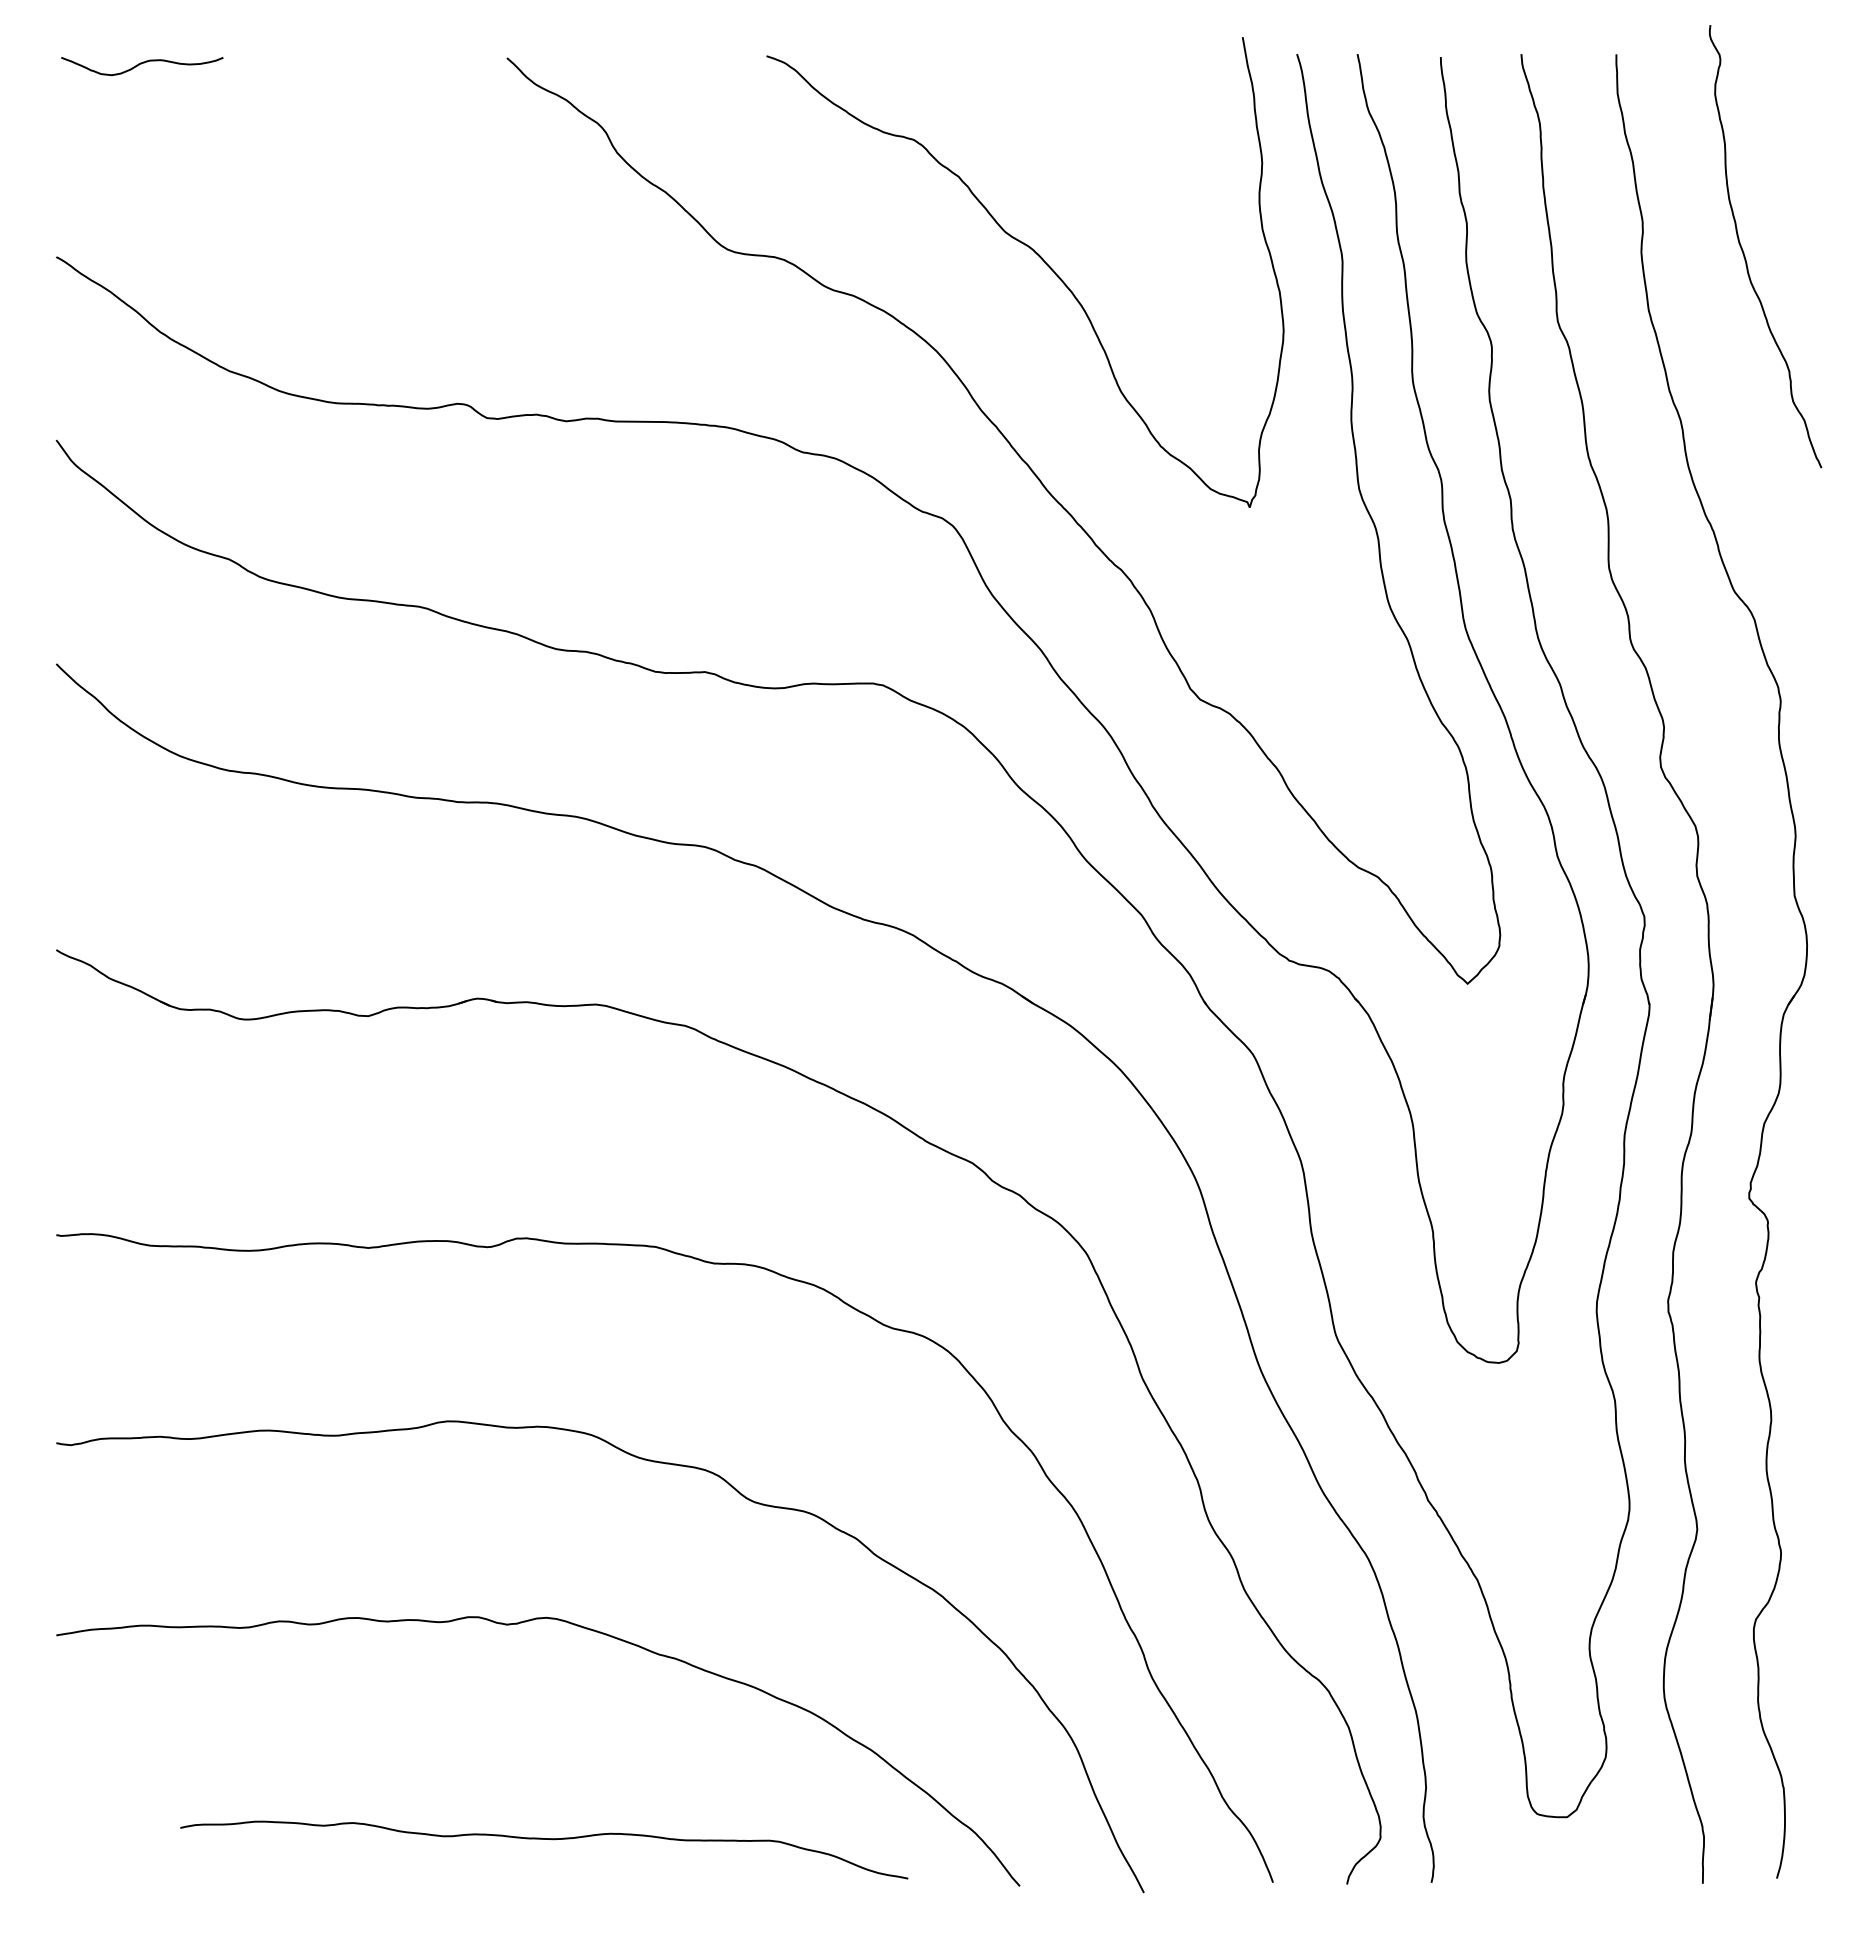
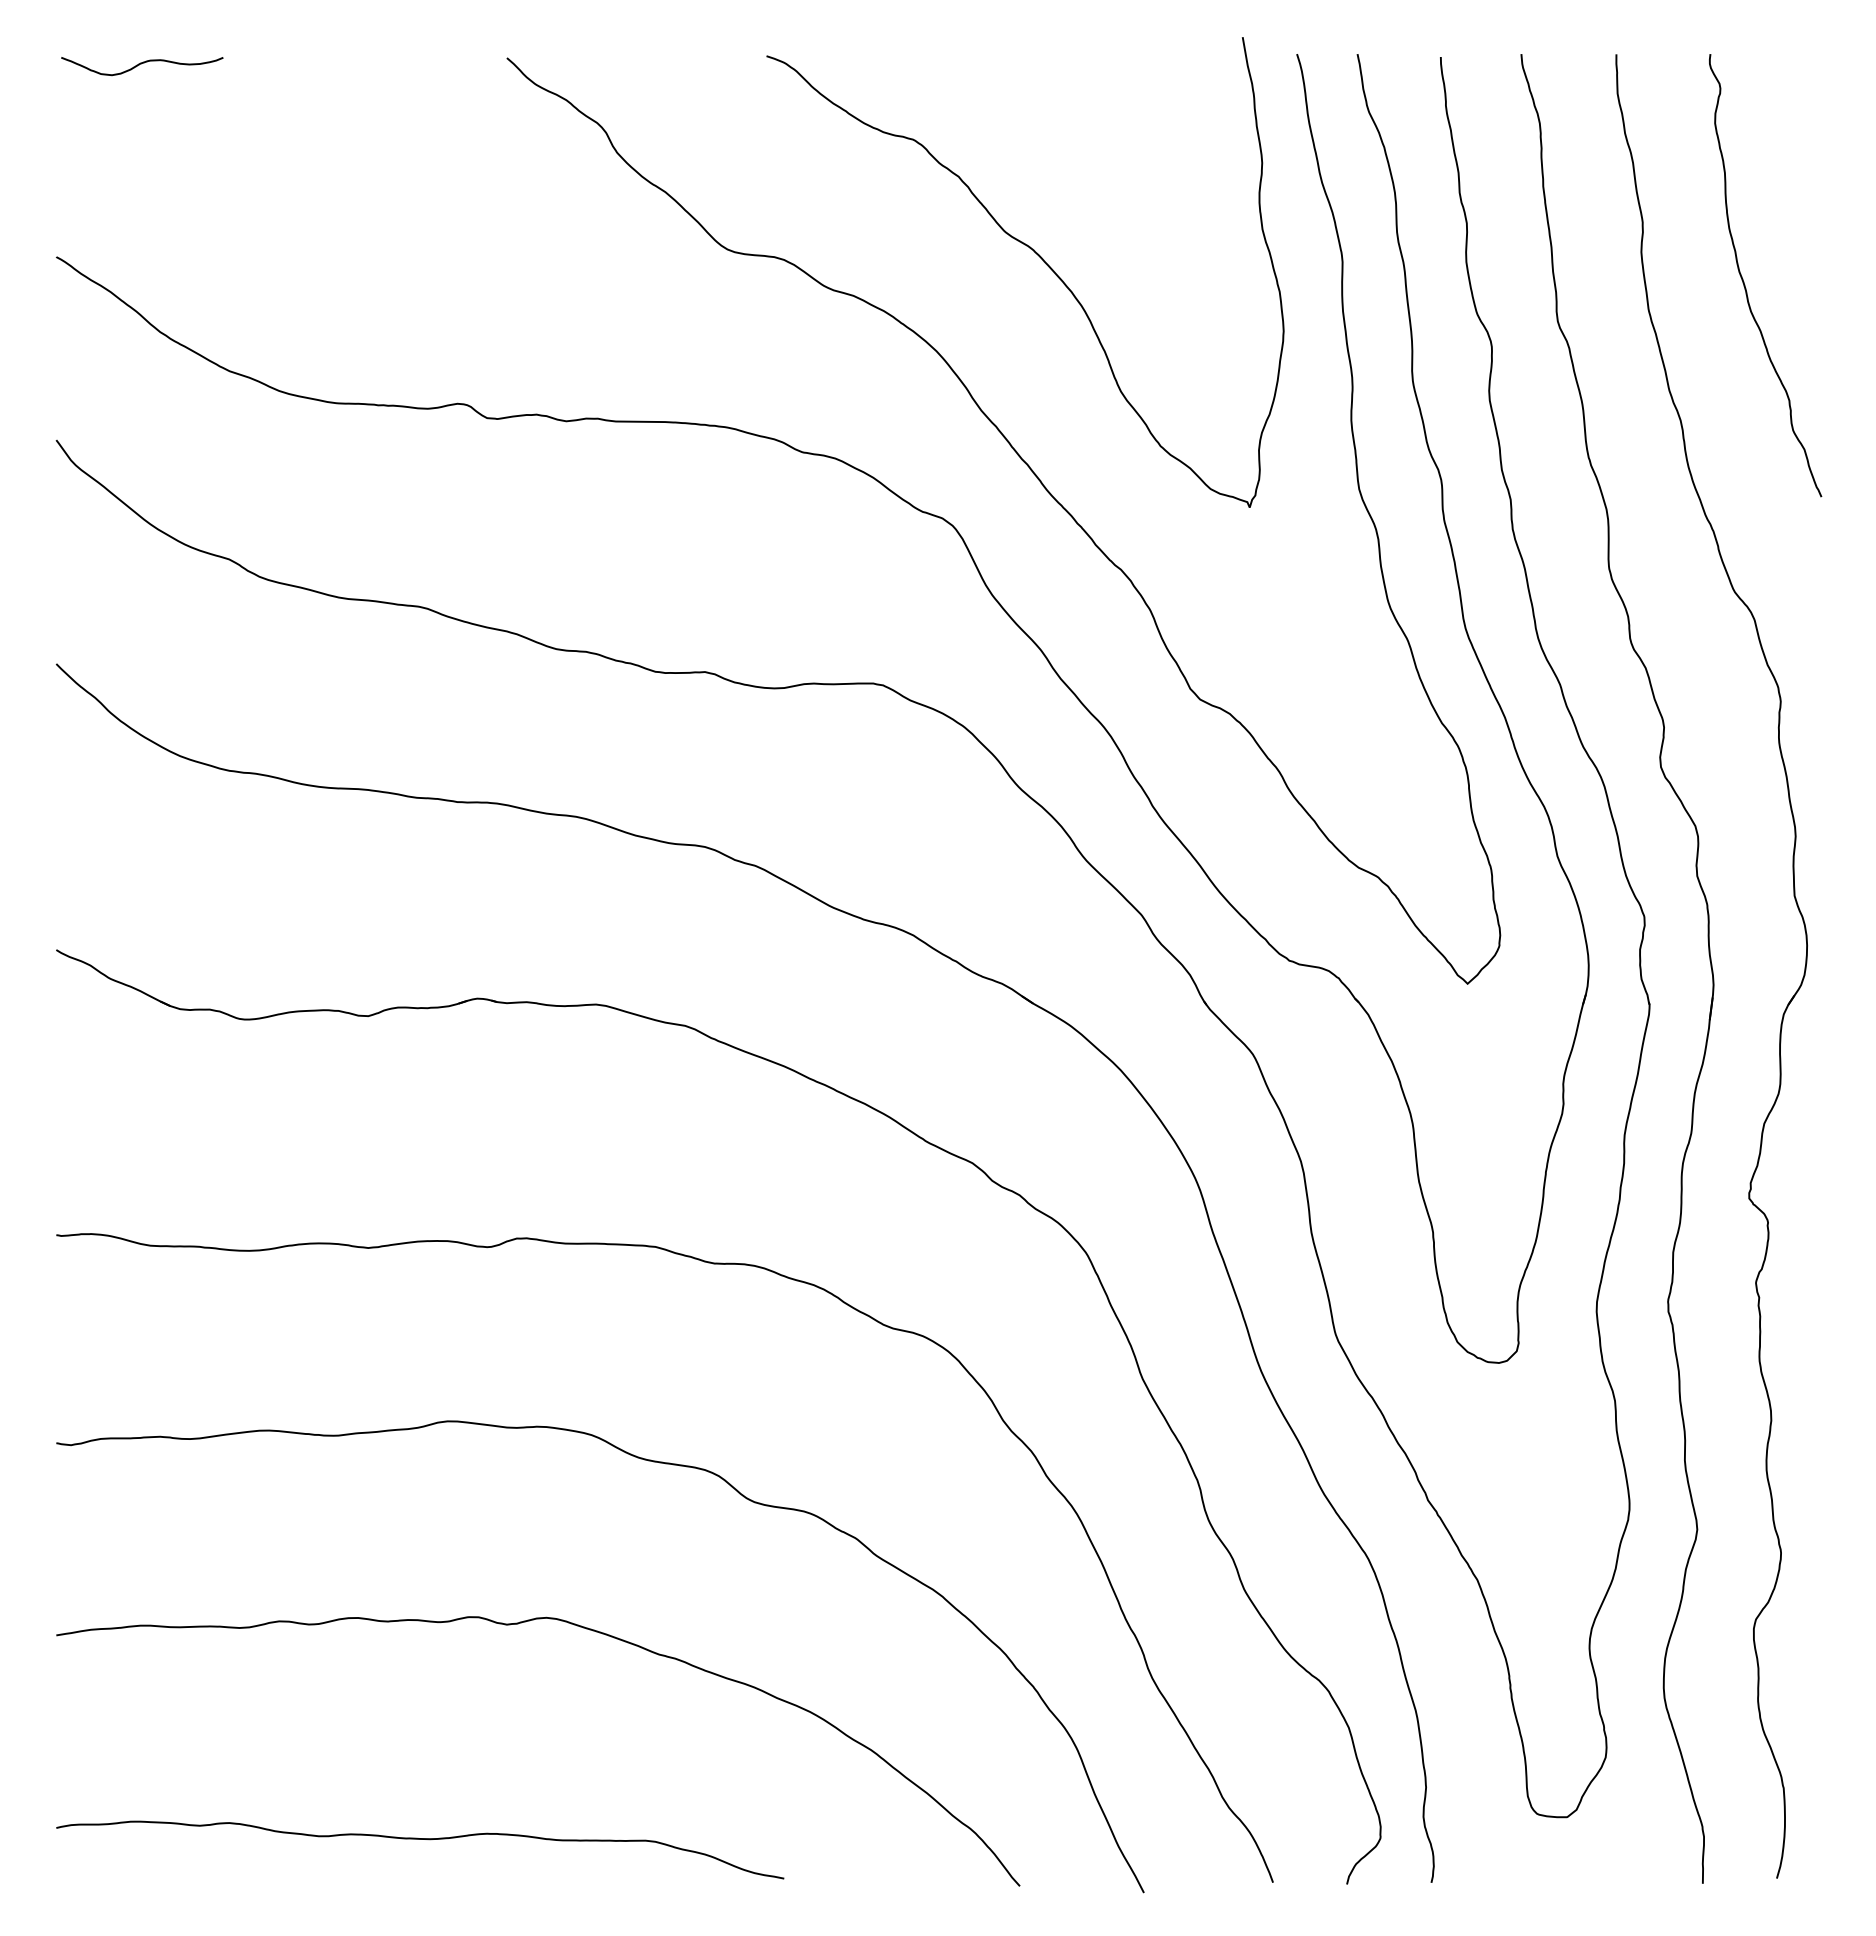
curve position: (1744, 252) -> (1744, 281) (1744, 281)
curve position: (544, 1839) -> (420, 1839) (420, 1839)
